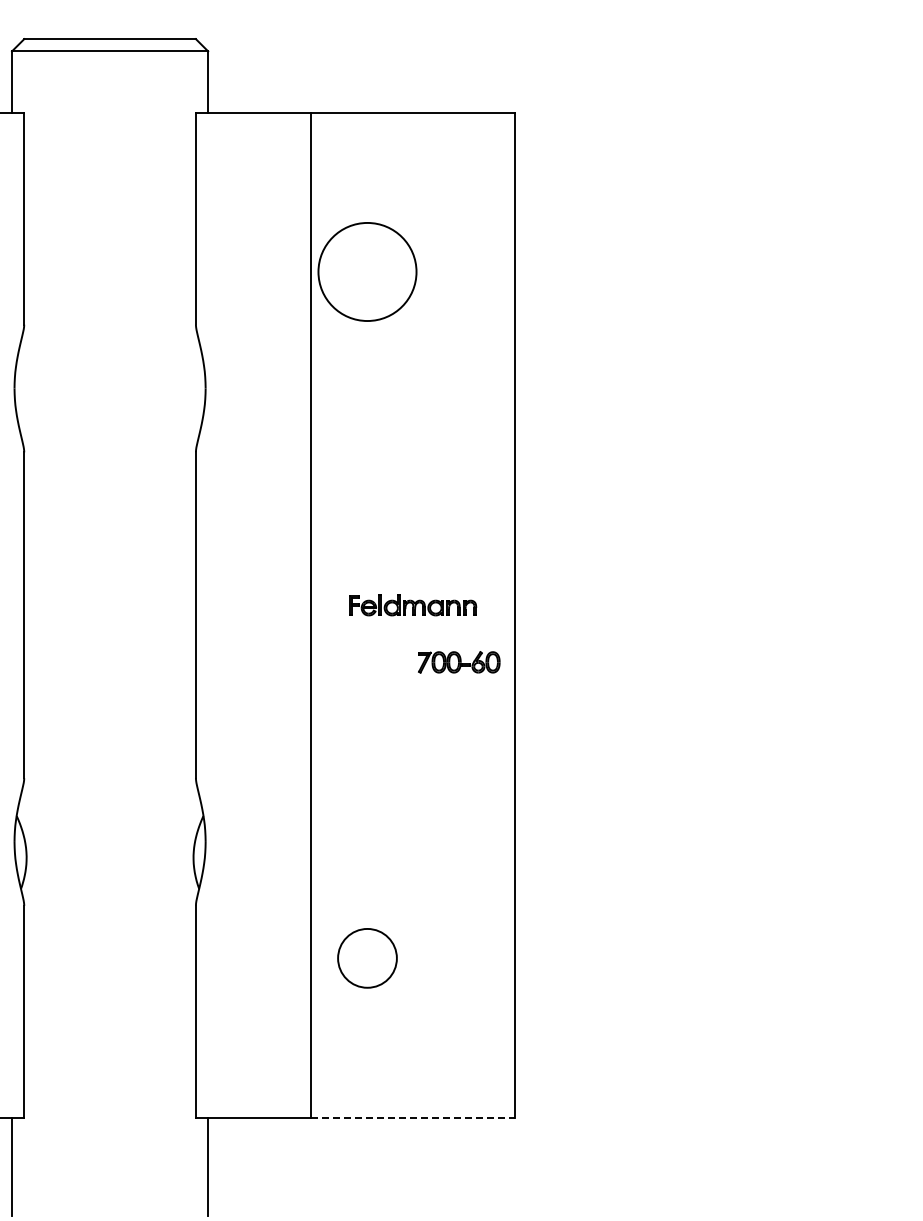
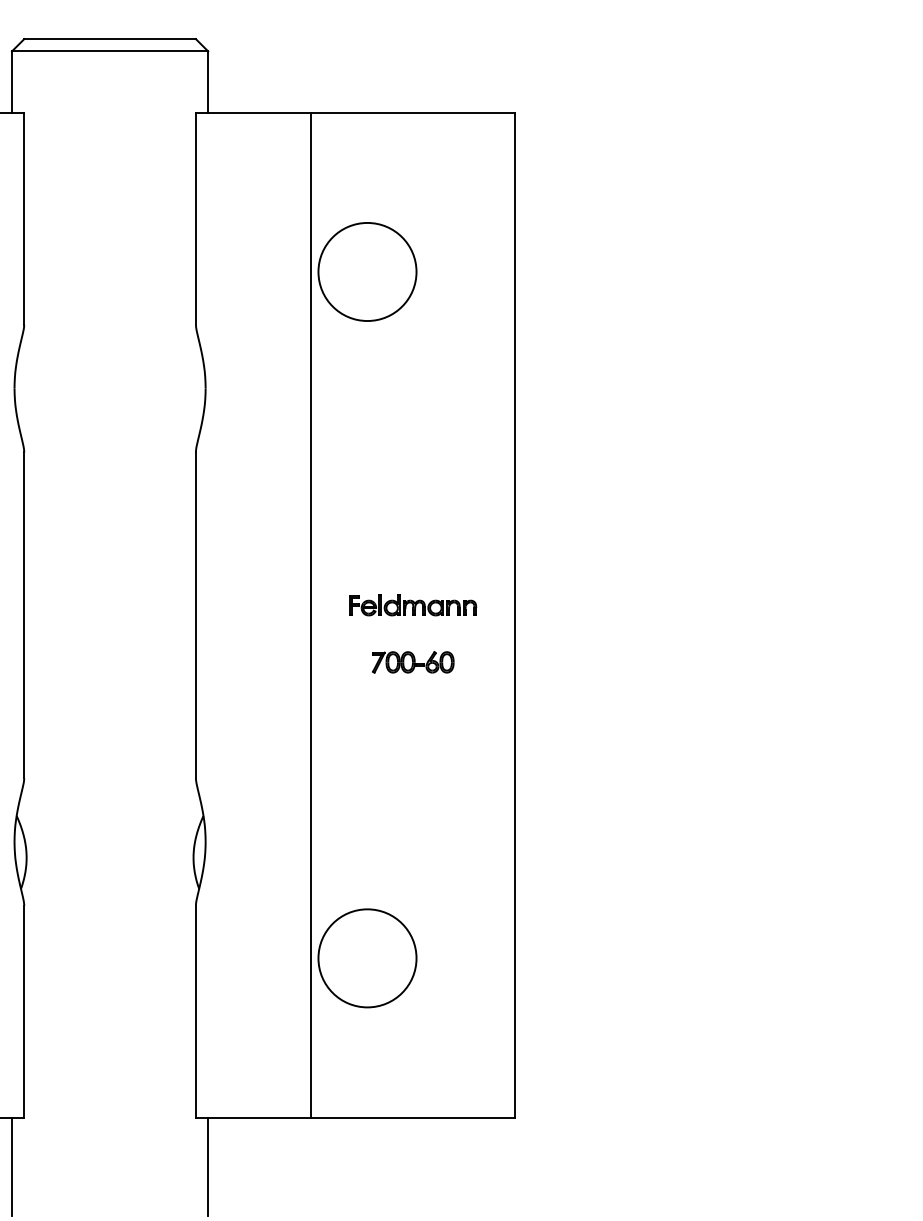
part position: (459, 662) -> (413, 662) (413, 662)
circle diameter: 59 px -> 98 px (367, 958)
line: dashed -> solid (412, 1117)
